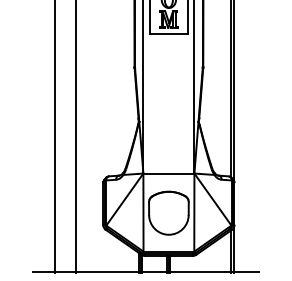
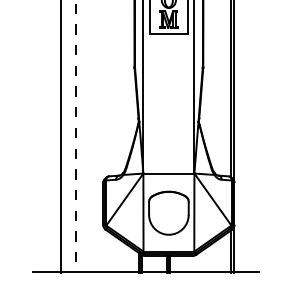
line position: (54, 137) -> (60, 137) (60, 137)
line: solid -> dashed (75, 137)
